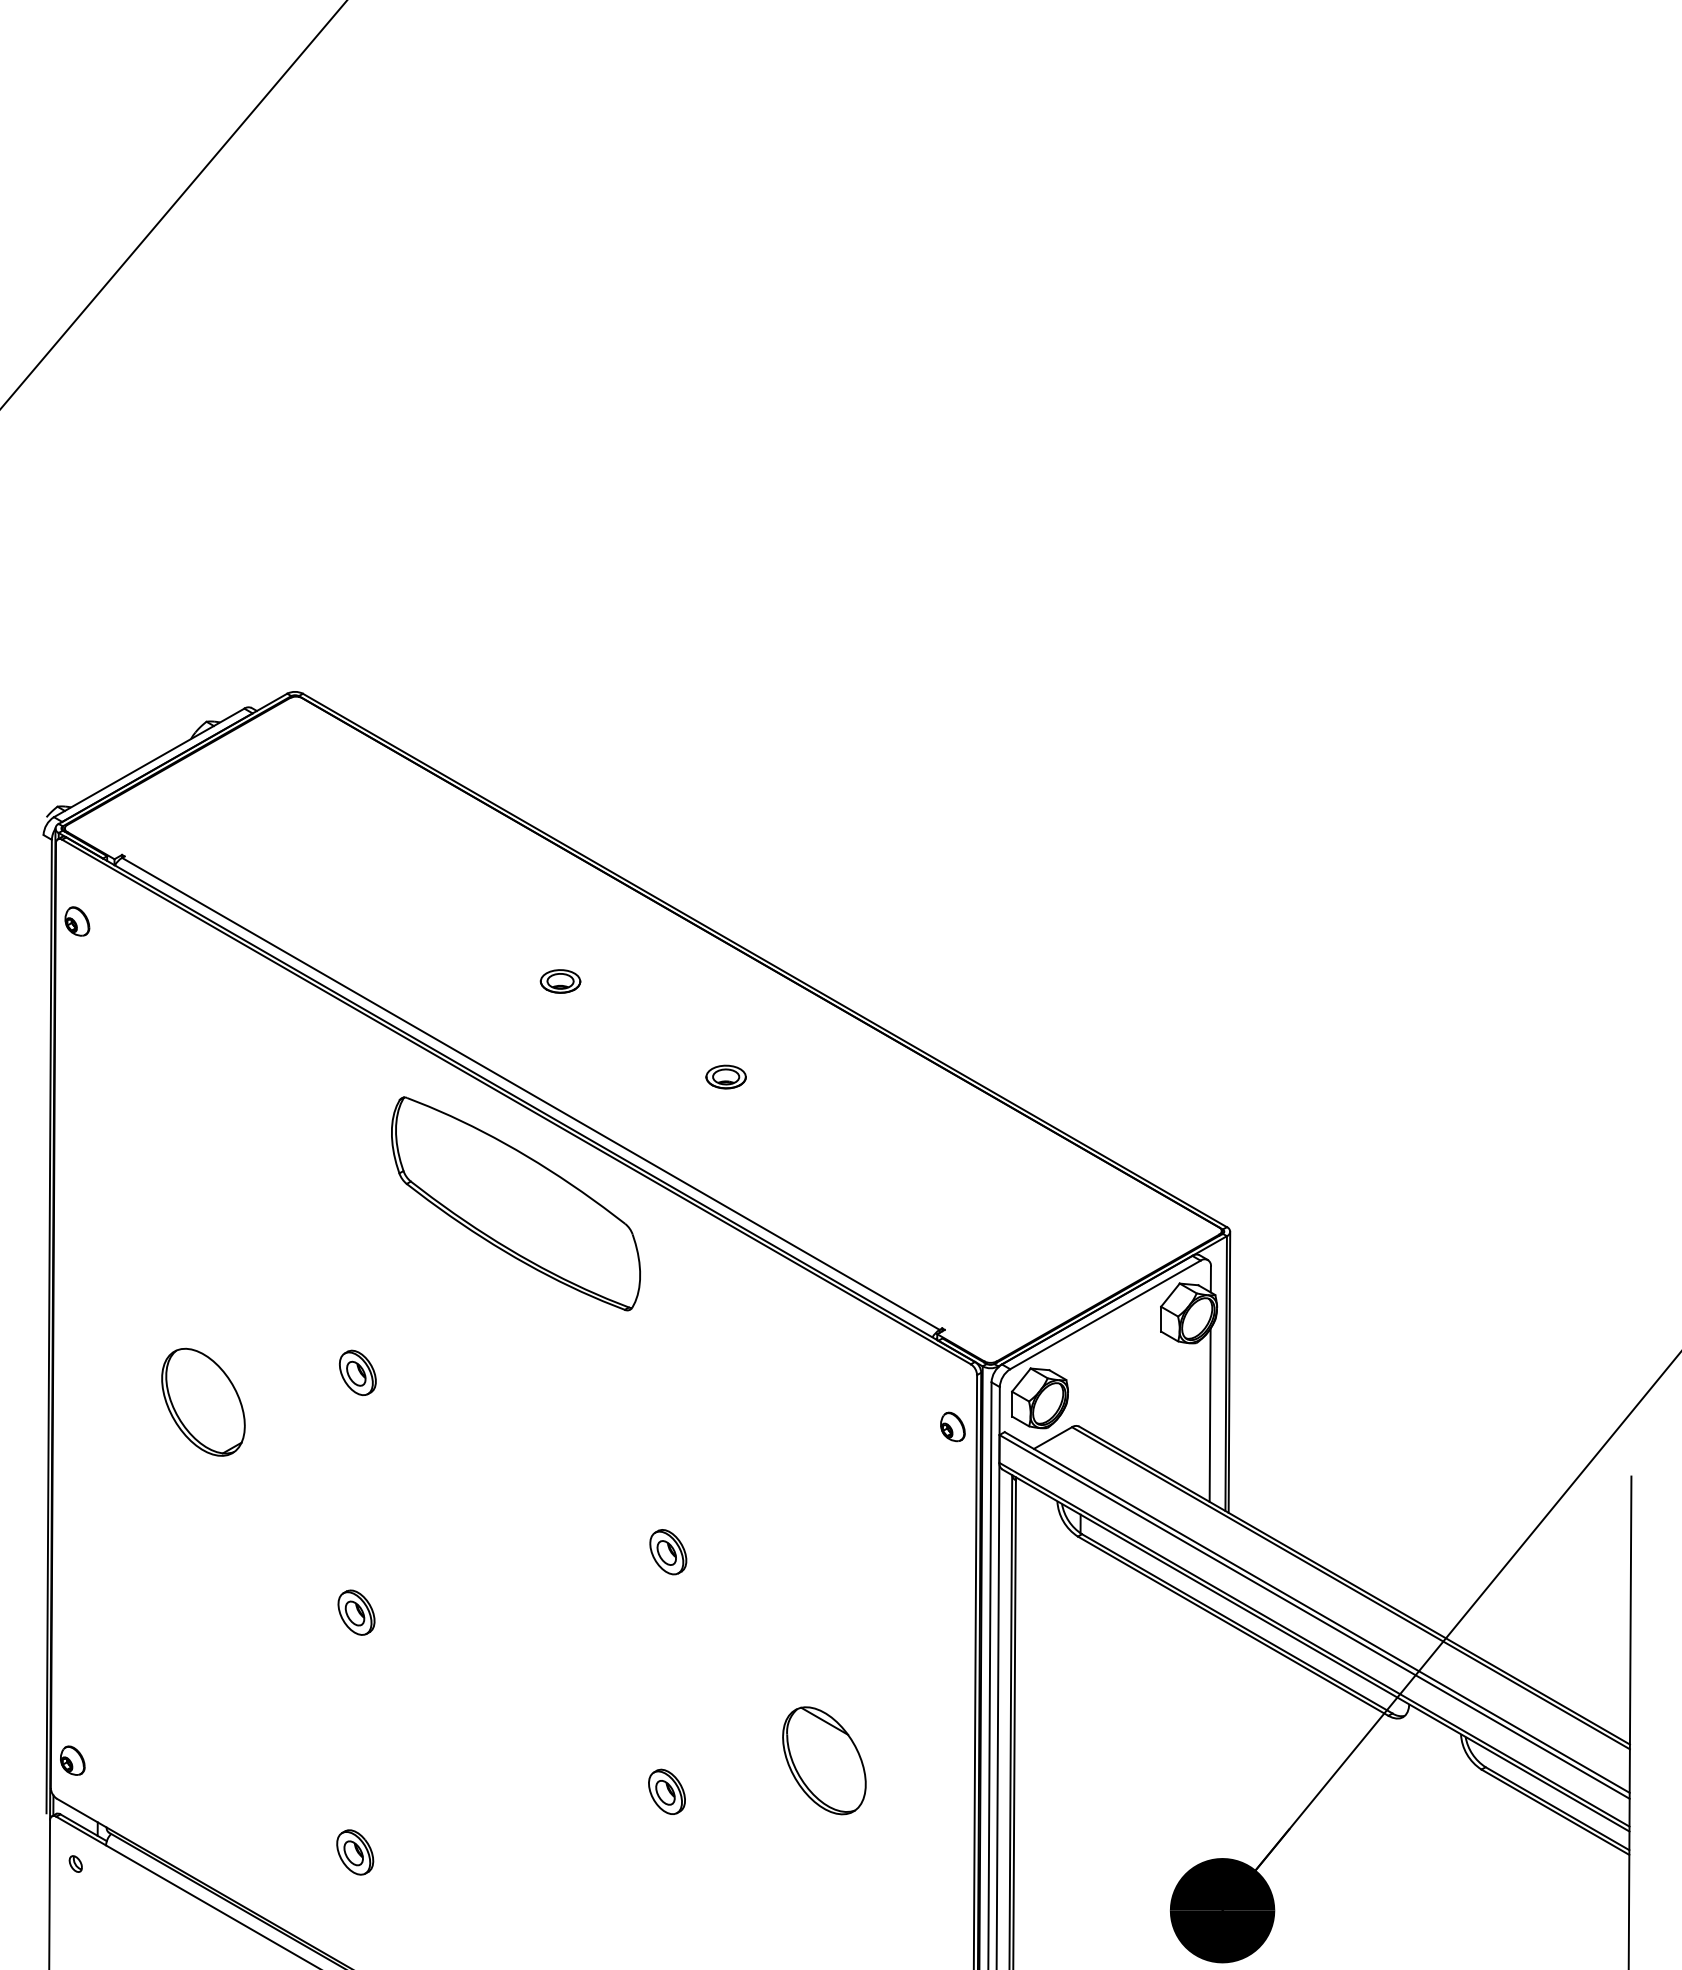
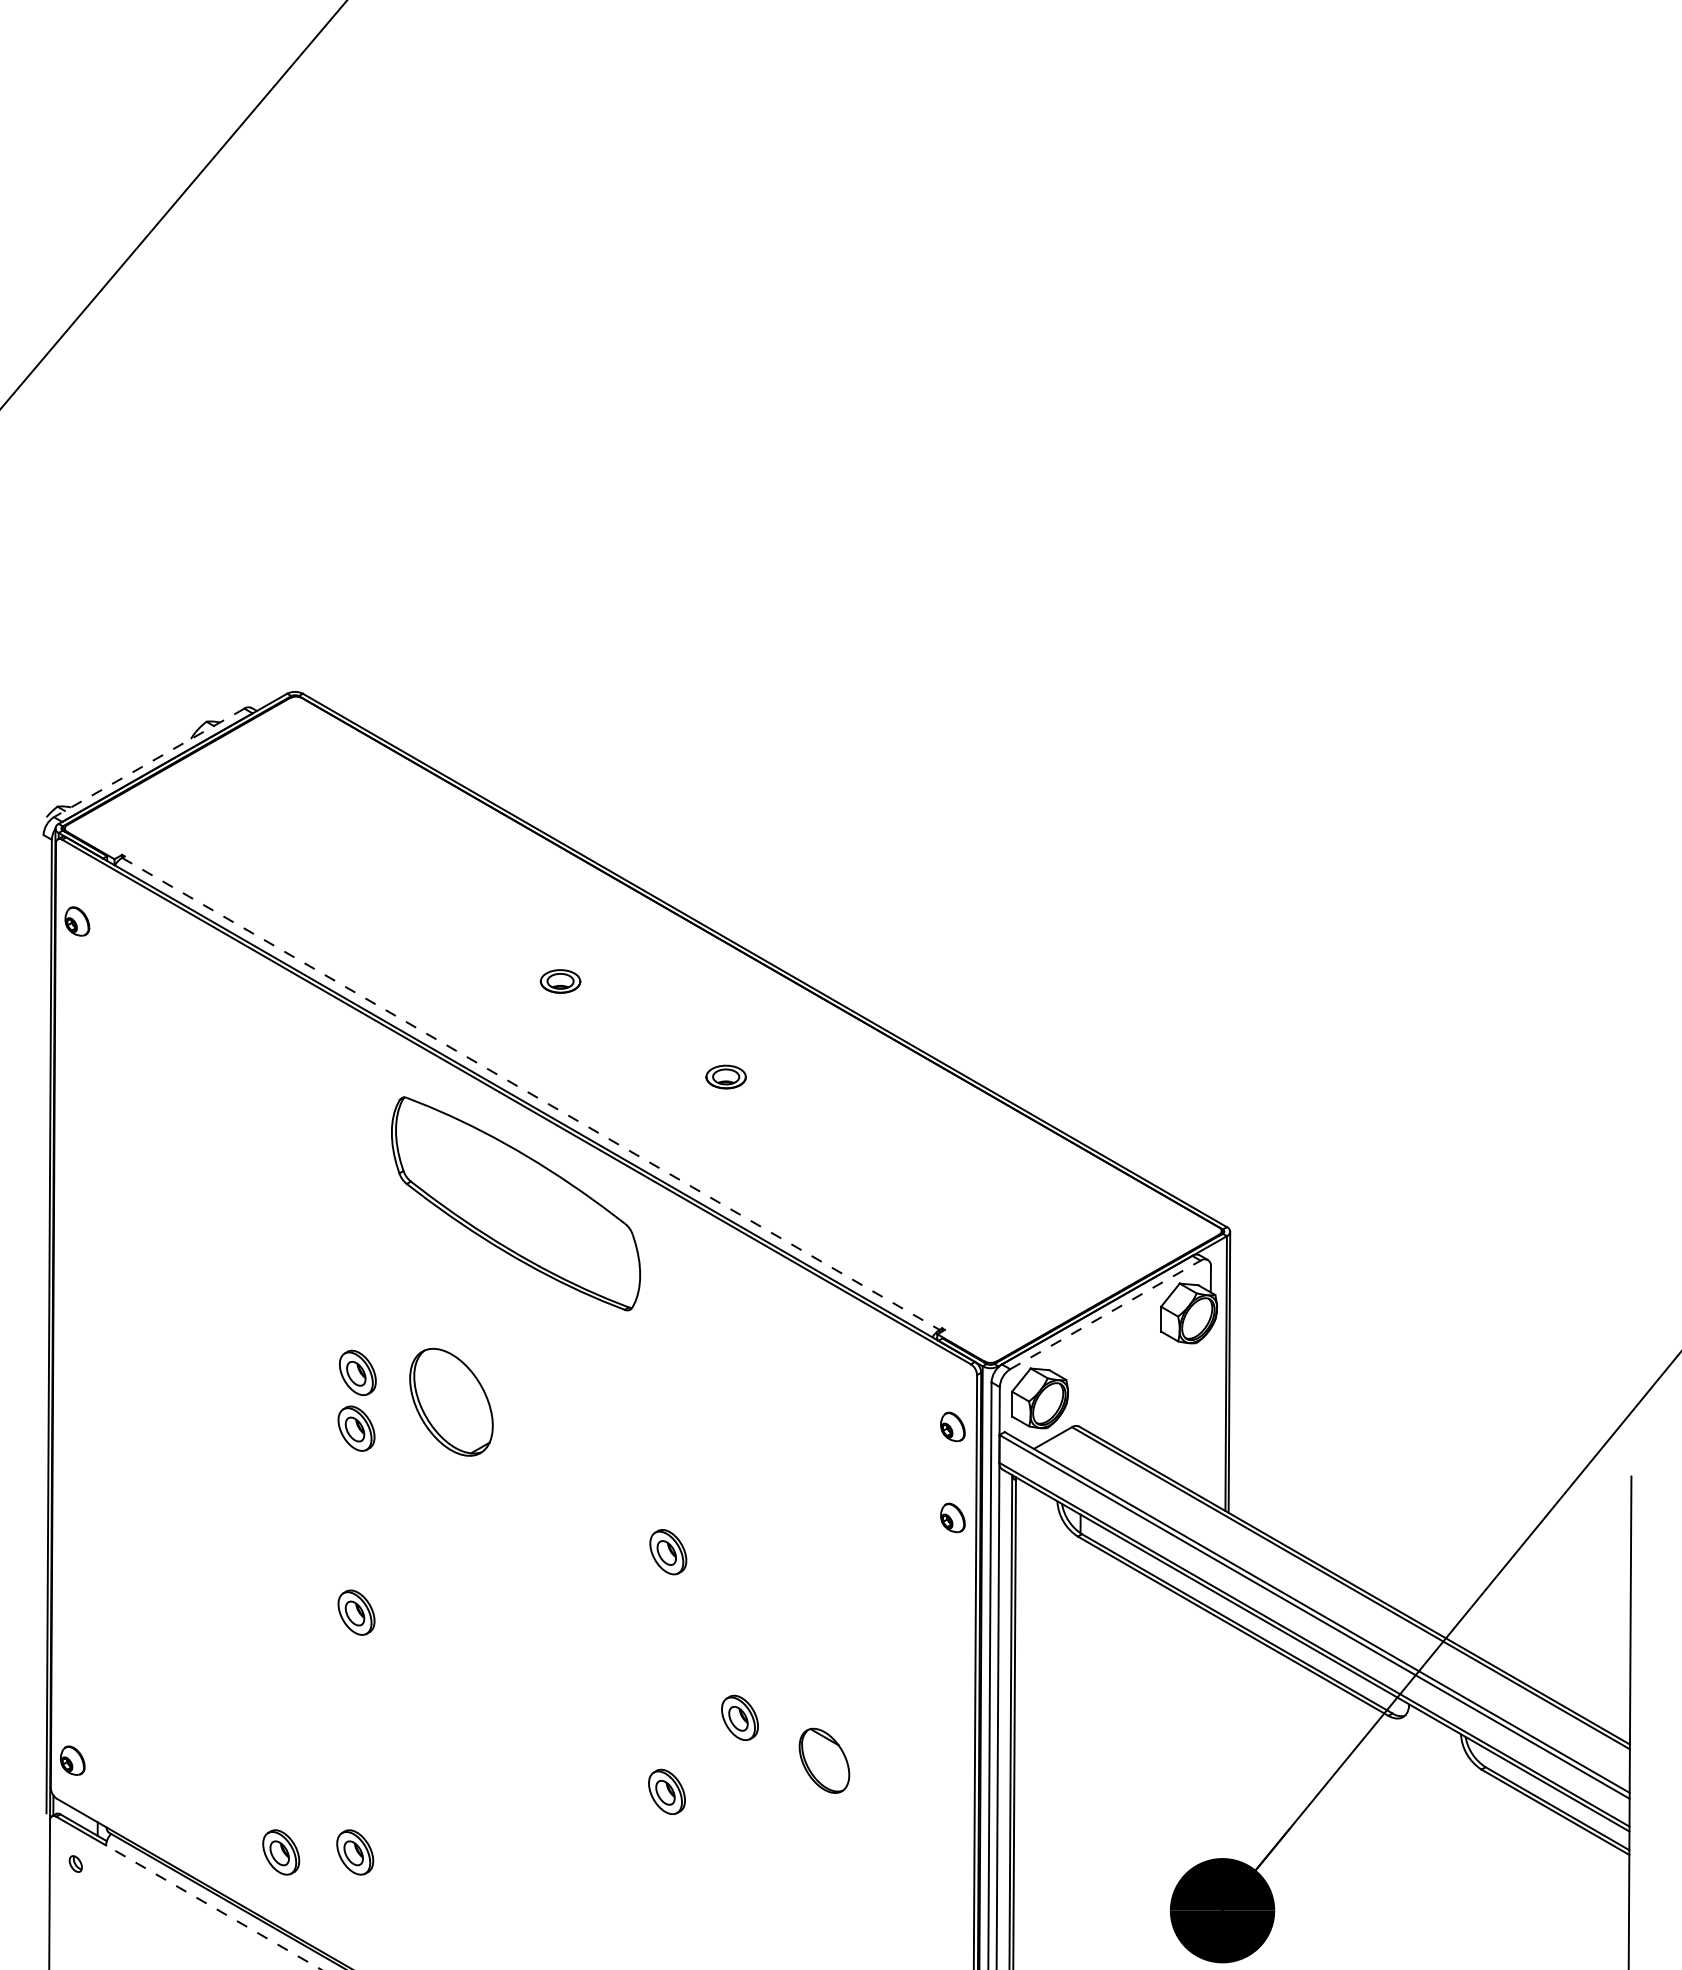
line: solid -> dashed (149, 762)
line: solid -> dashed (531, 1094)
line: solid -> dashed (1105, 1314)
part position: (203, 1401) -> (451, 1401) (451, 1401)
line: present -> none (1209, 1414)
part: none -> present (356, 1428)
part: none -> present (952, 1517)
part: none -> present (739, 1717)
part size: 85x110 px -> 53x67 px (824, 1760)
part: none -> present (281, 1852)
line: solid -> dashed (213, 1907)
